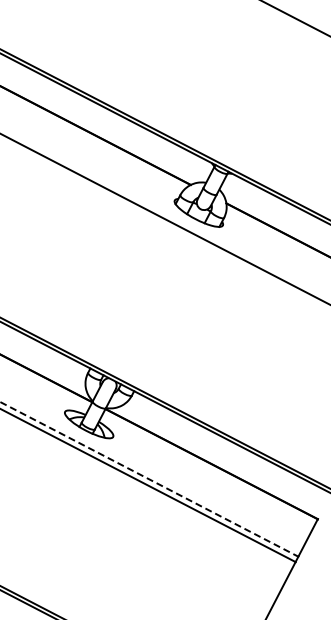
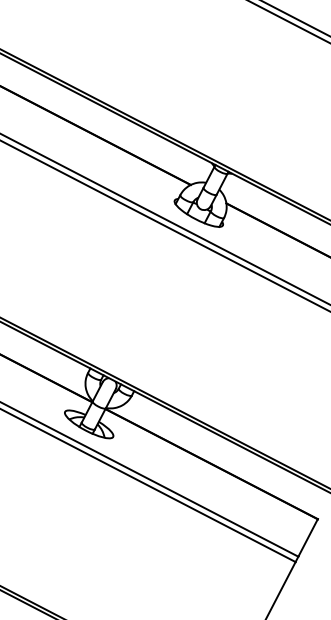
line: none -> present (289, 21)
line: none -> present (164, 225)
line: dashed -> solid (149, 479)
